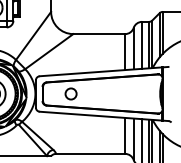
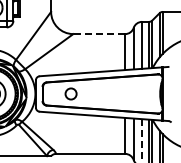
line: solid -> dashed (99, 34)
line: solid -> dashed (142, 141)
